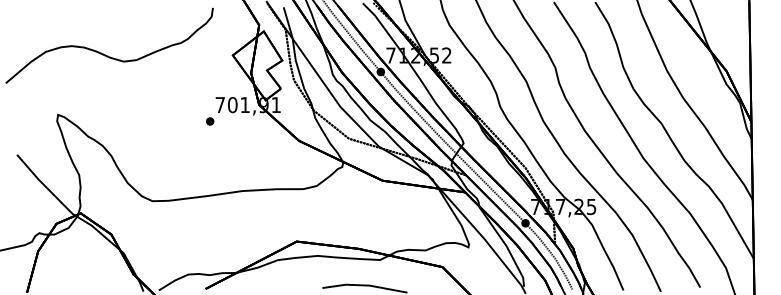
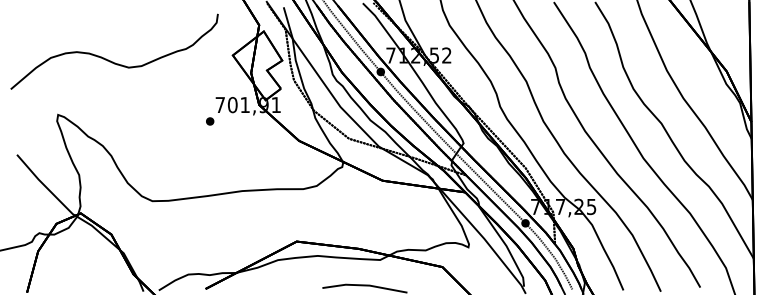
curve position: (105, 54) -> (110, 60) (110, 60)
